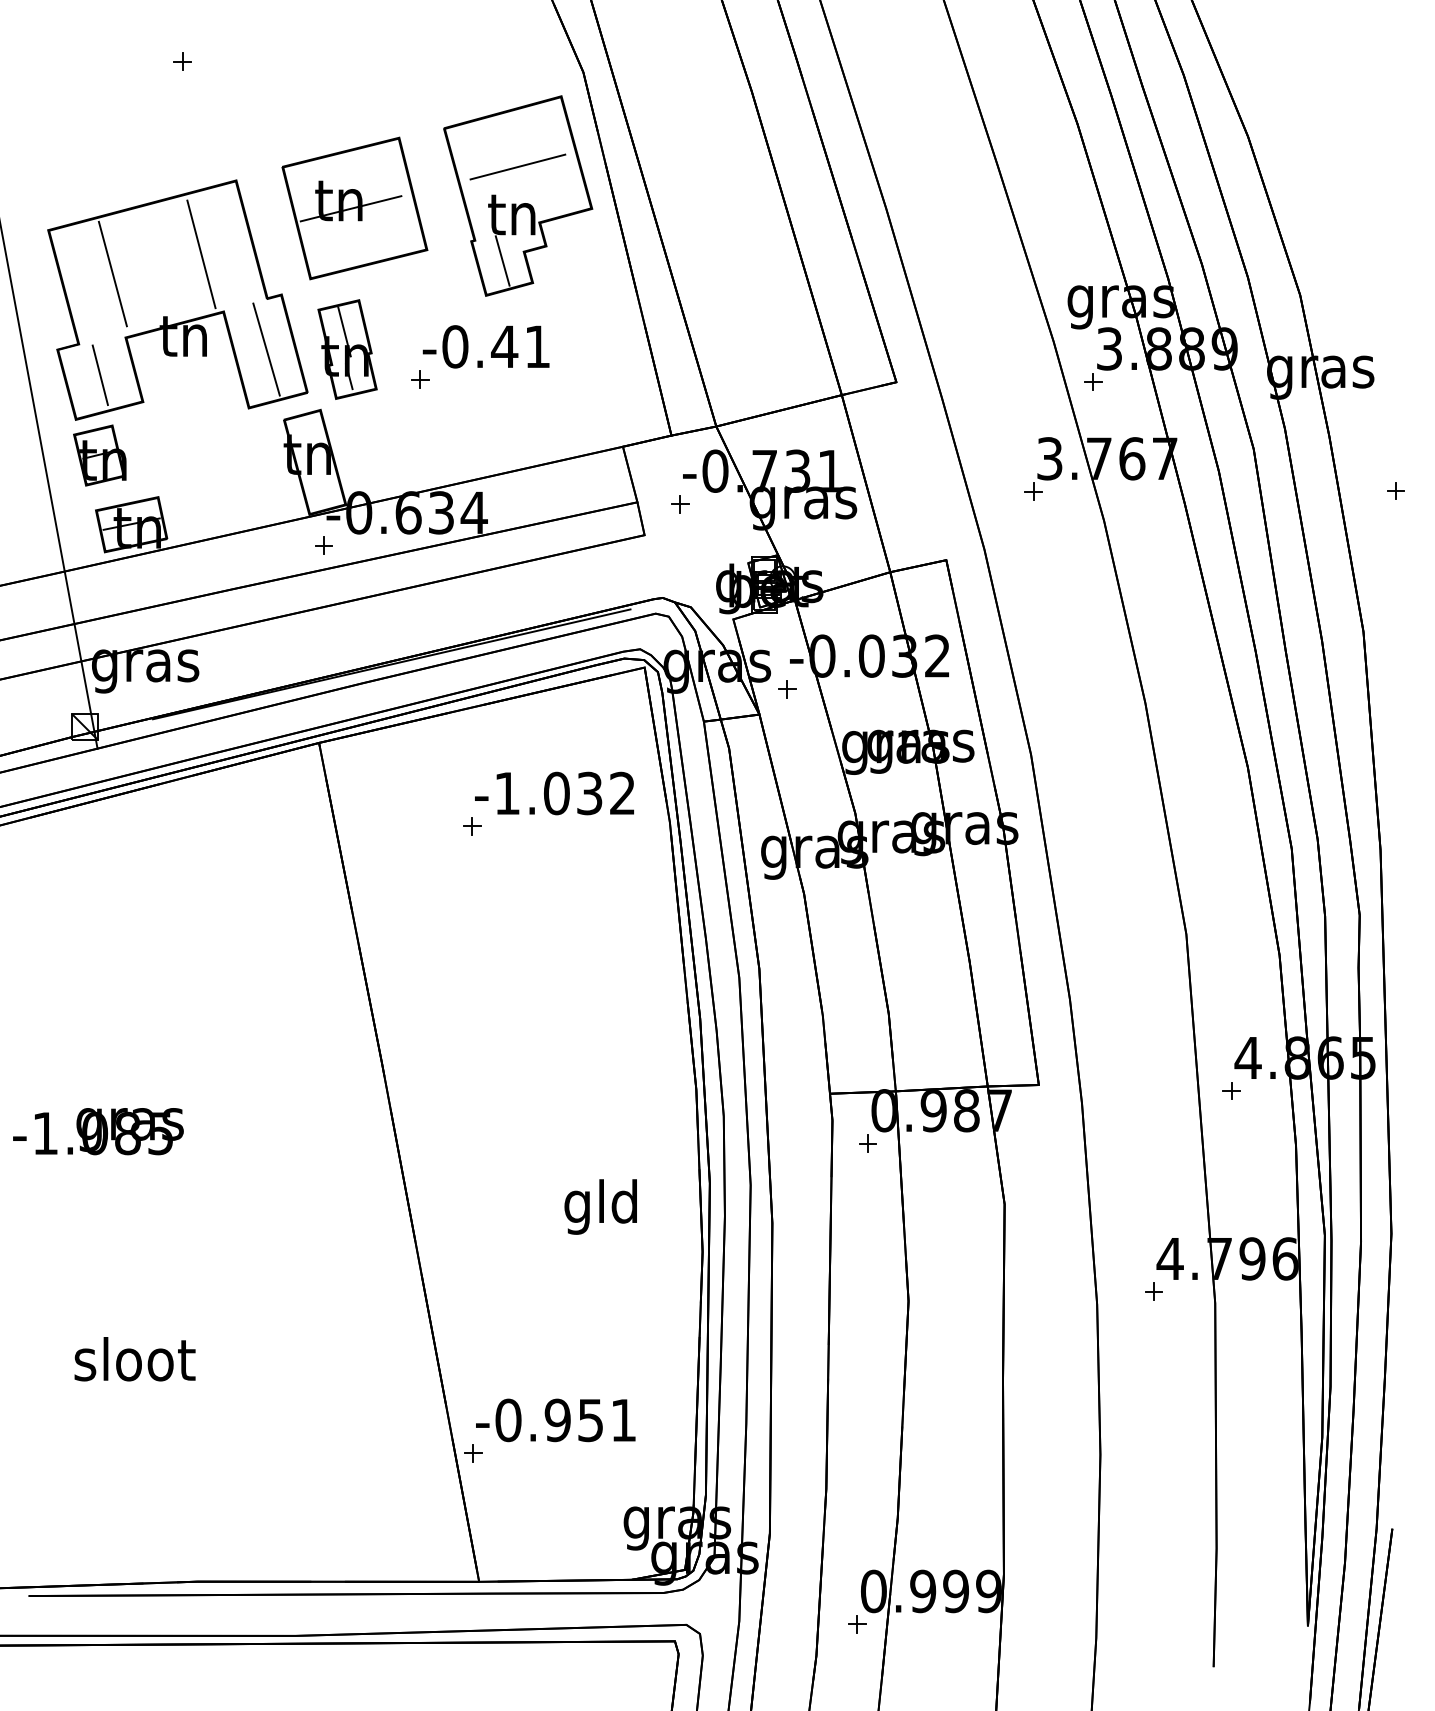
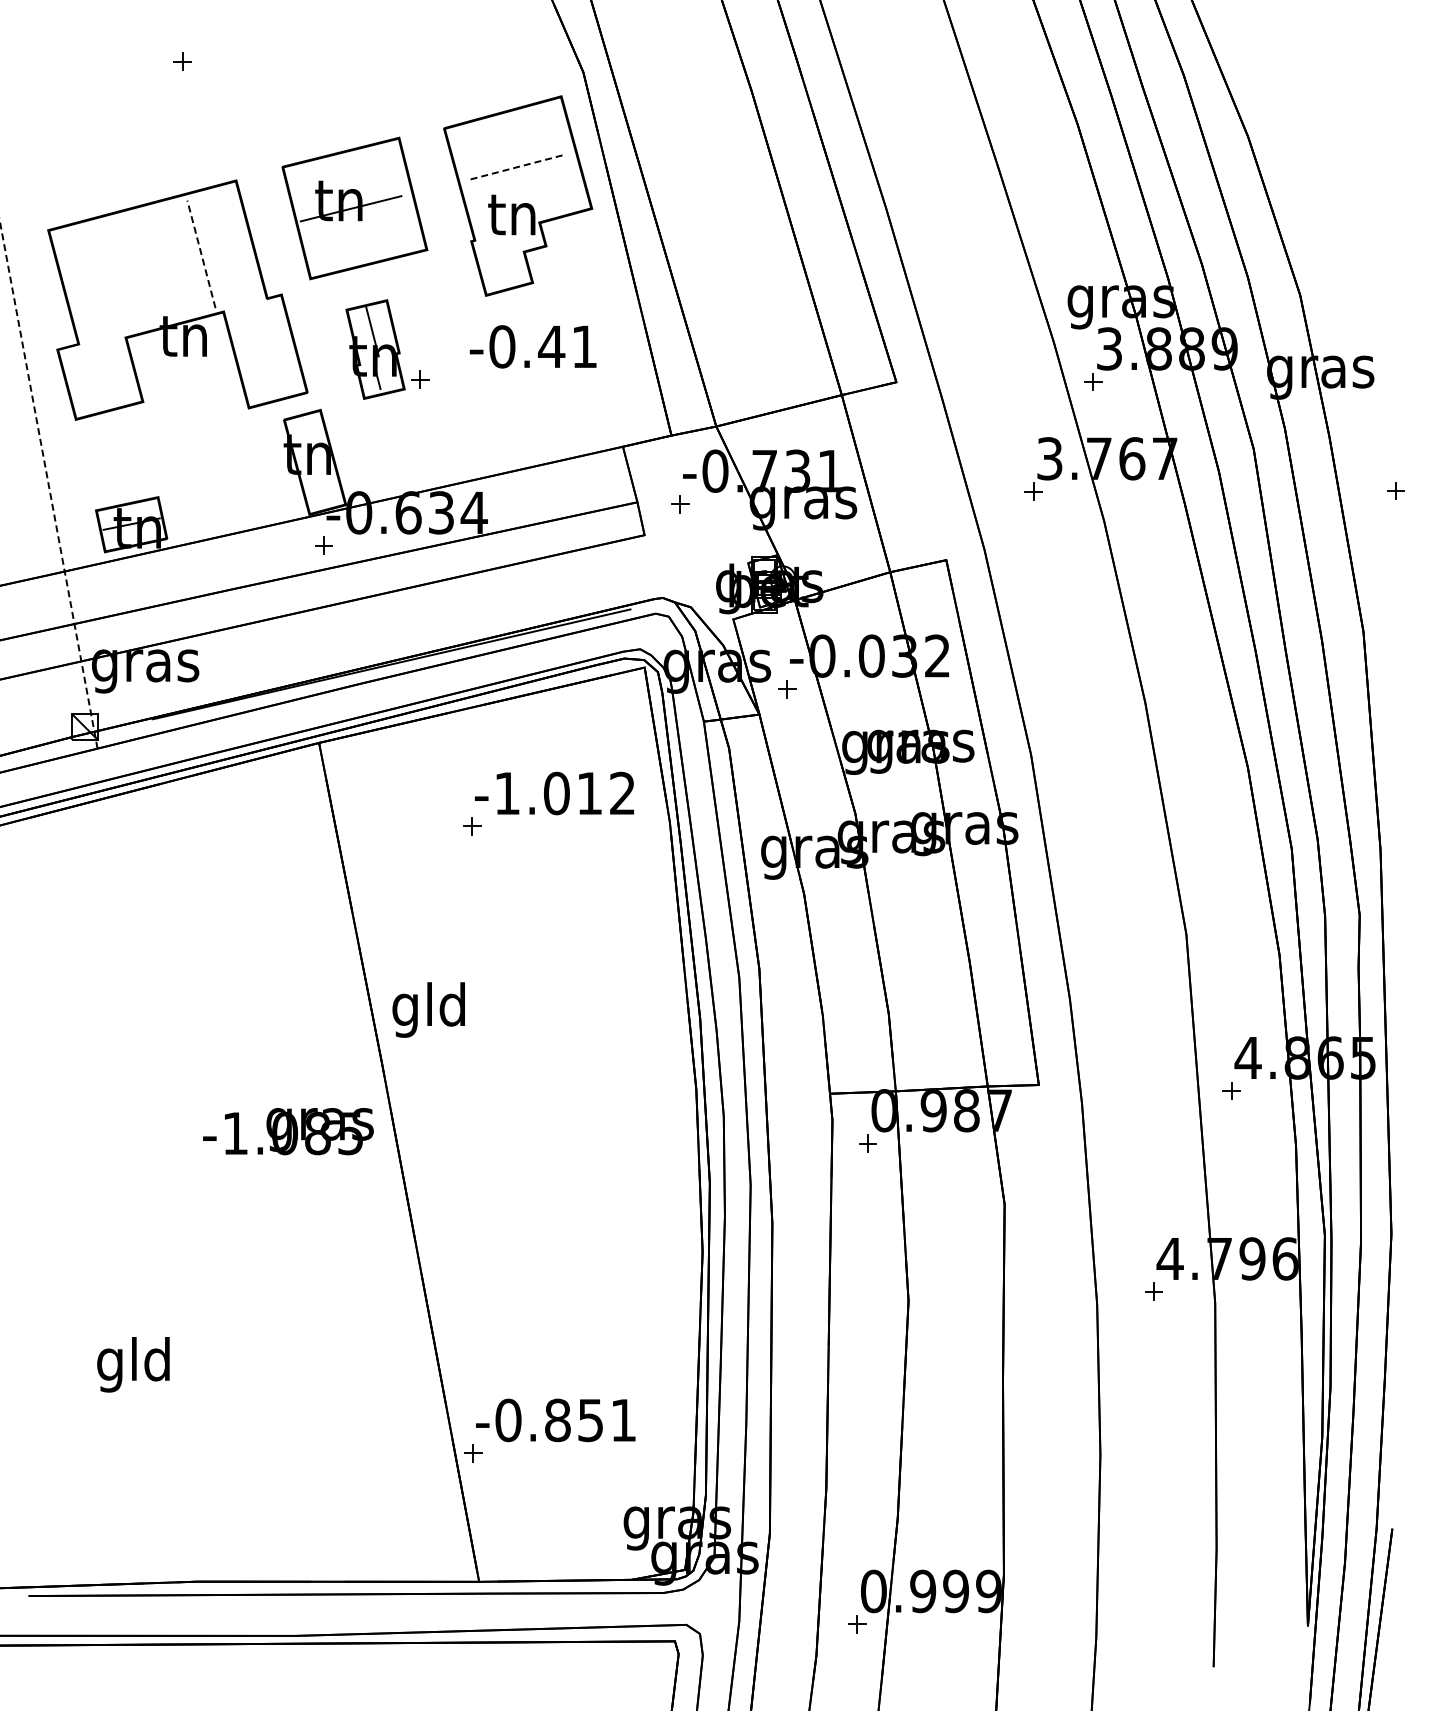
line: solid -> dashed (517, 167)
line: solid -> dashed (201, 254)
line: present -> none (502, 260)
line: present -> none (112, 273)
text position: (485, 346) -> (532, 346) (532, 346)
line: present -> none (266, 349)
part position: (347, 349) -> (375, 349) (375, 349)
line: present -> none (99, 375)
part: present -> none (99, 455)
line: solid -> dashed (48, 485)
text: -1.032 -> -1.012 (589, 793)
text position: (98, 1131) -> (288, 1131) (288, 1131)
text position: (600, 1206) -> (428, 1009) (428, 1009)
text: sloot -> gld (134, 1364)
text: -0.951 -> -0.851 (557, 1420)
